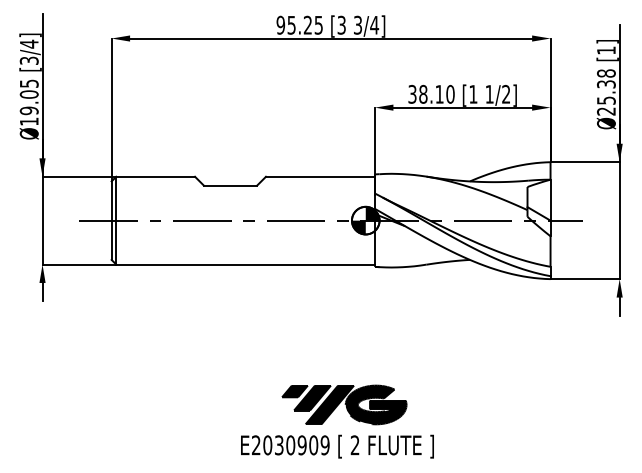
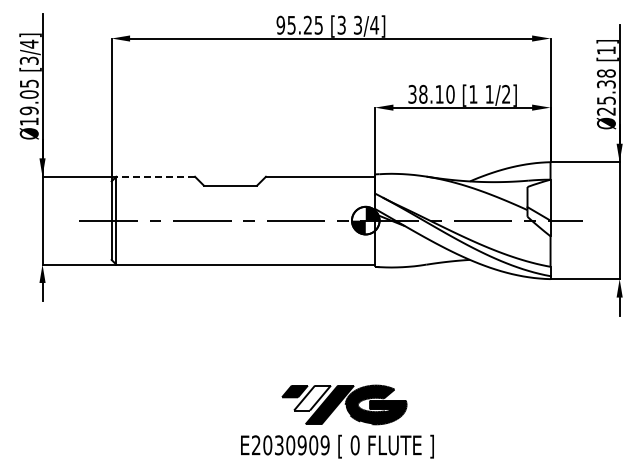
line: solid -> dashed (155, 176)
fill: present -> none (312, 397)
text: 2 -> 0 (354, 445)
